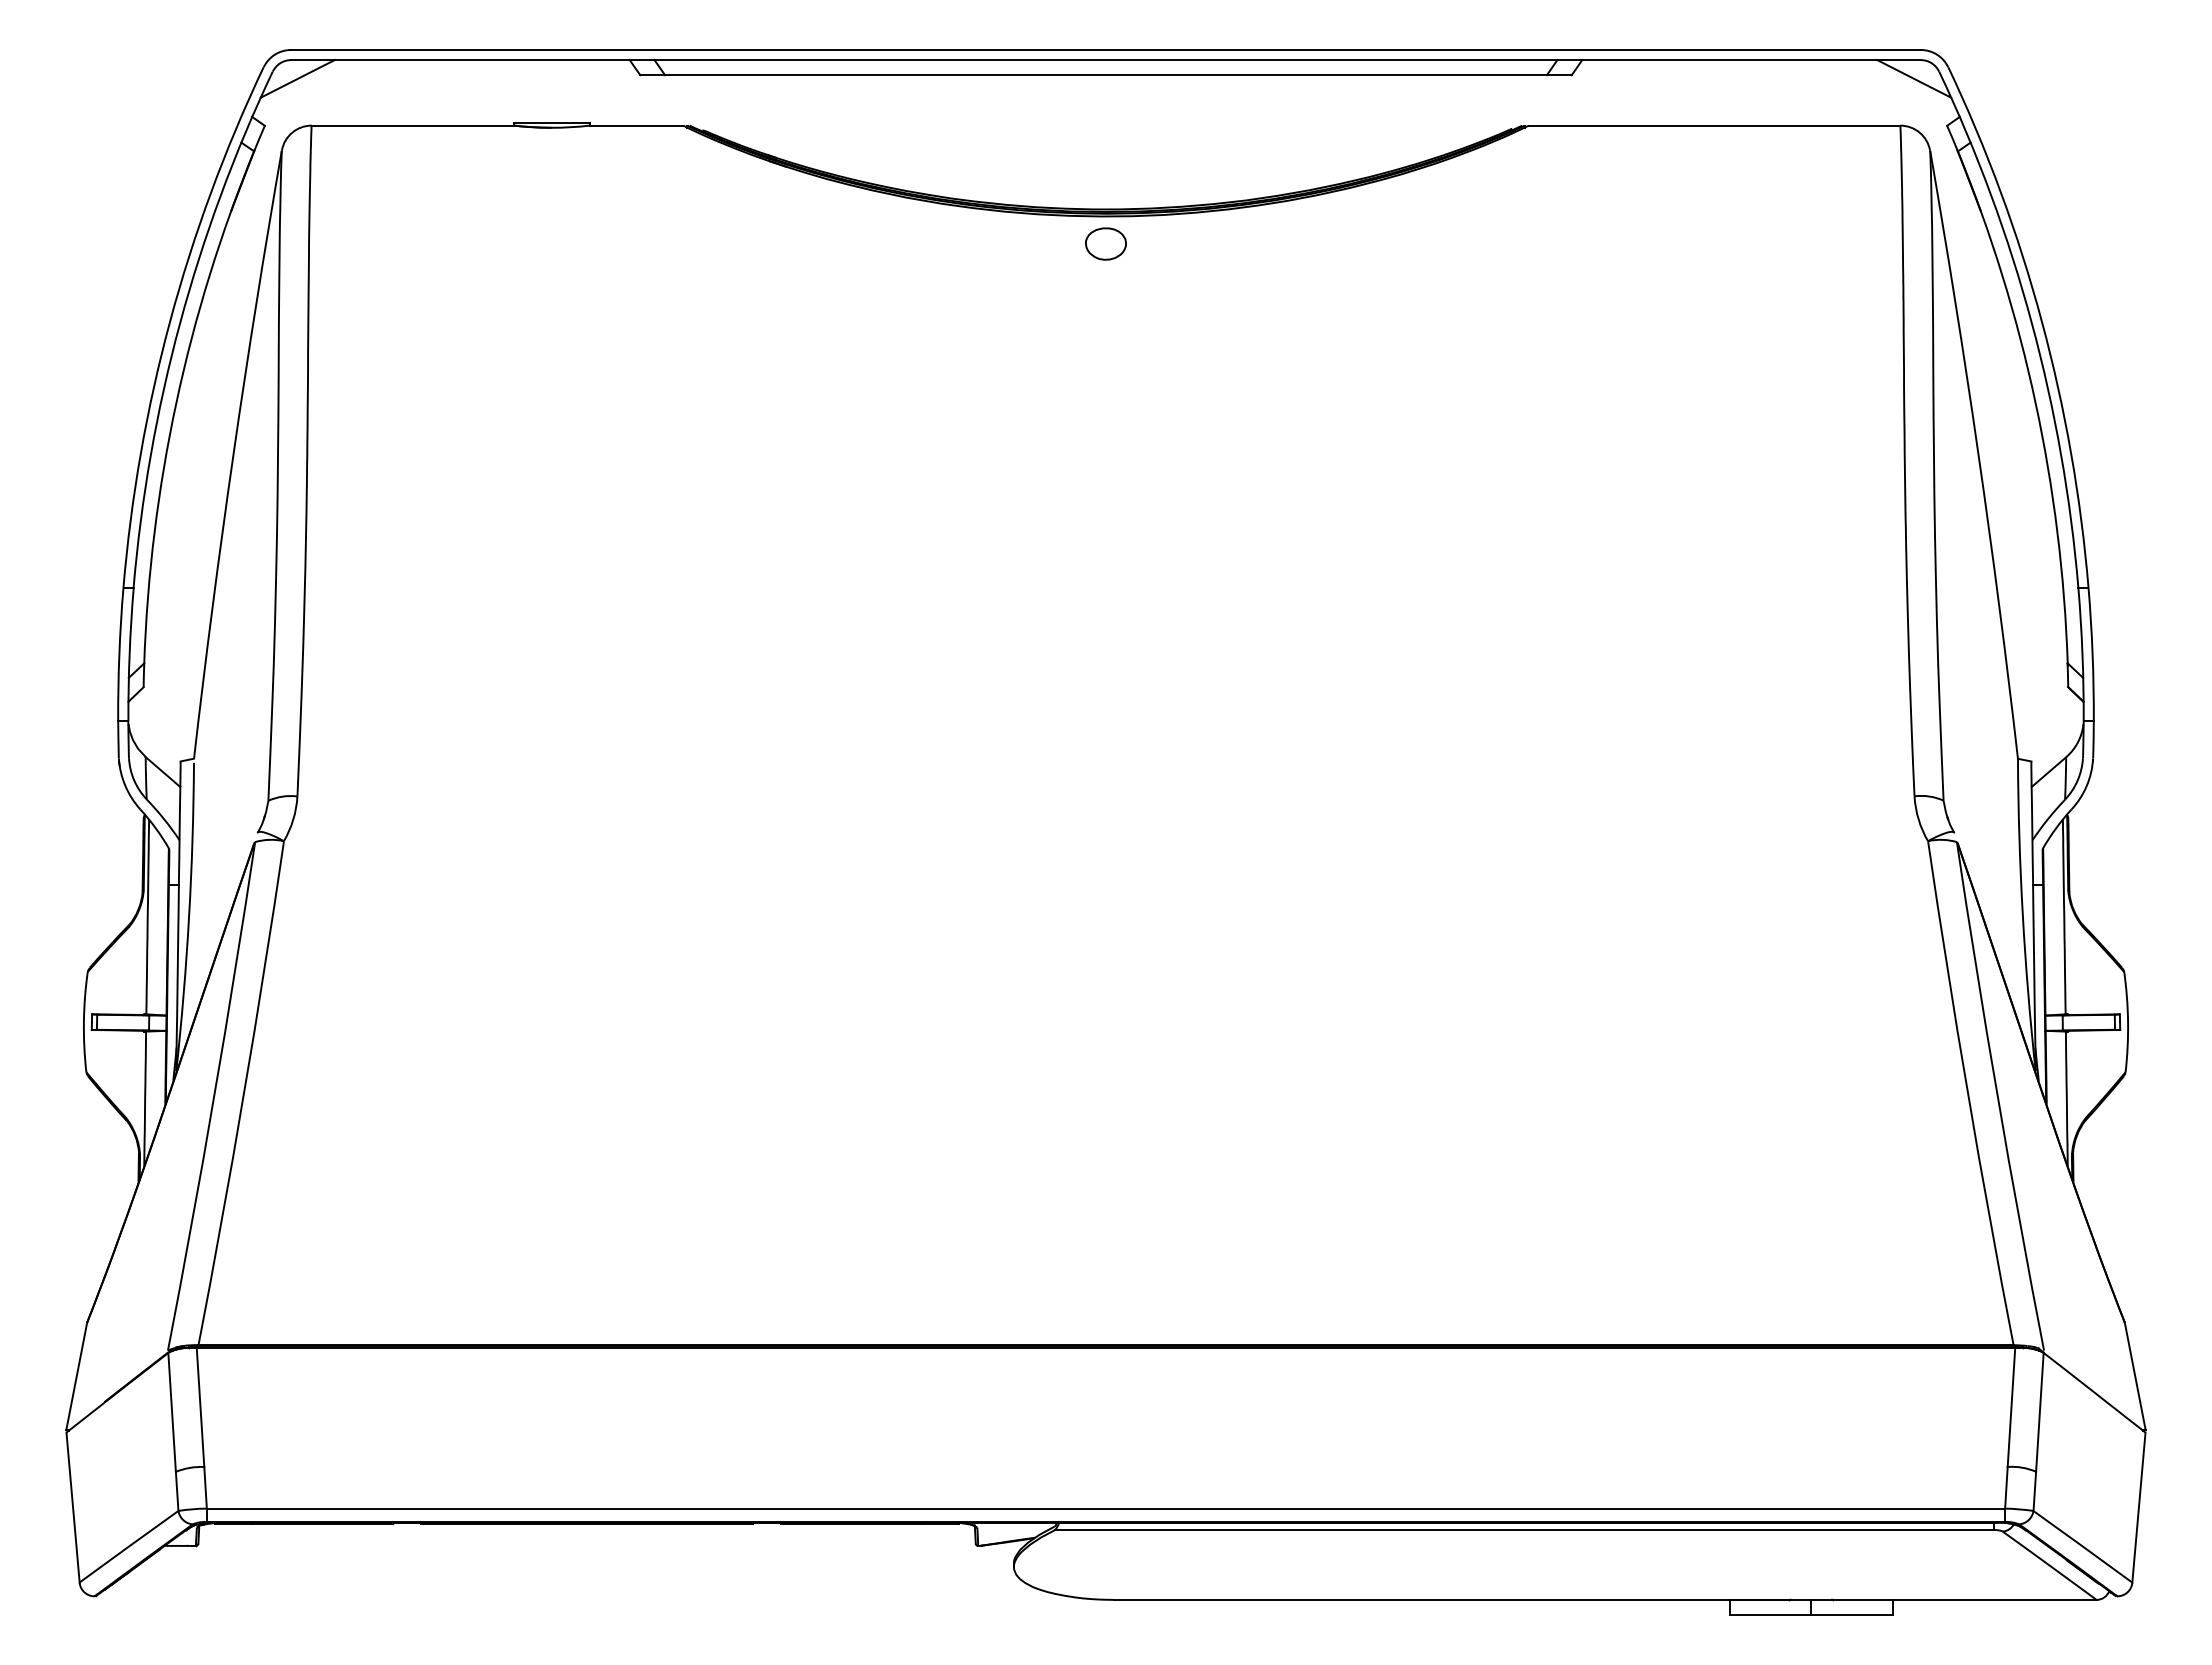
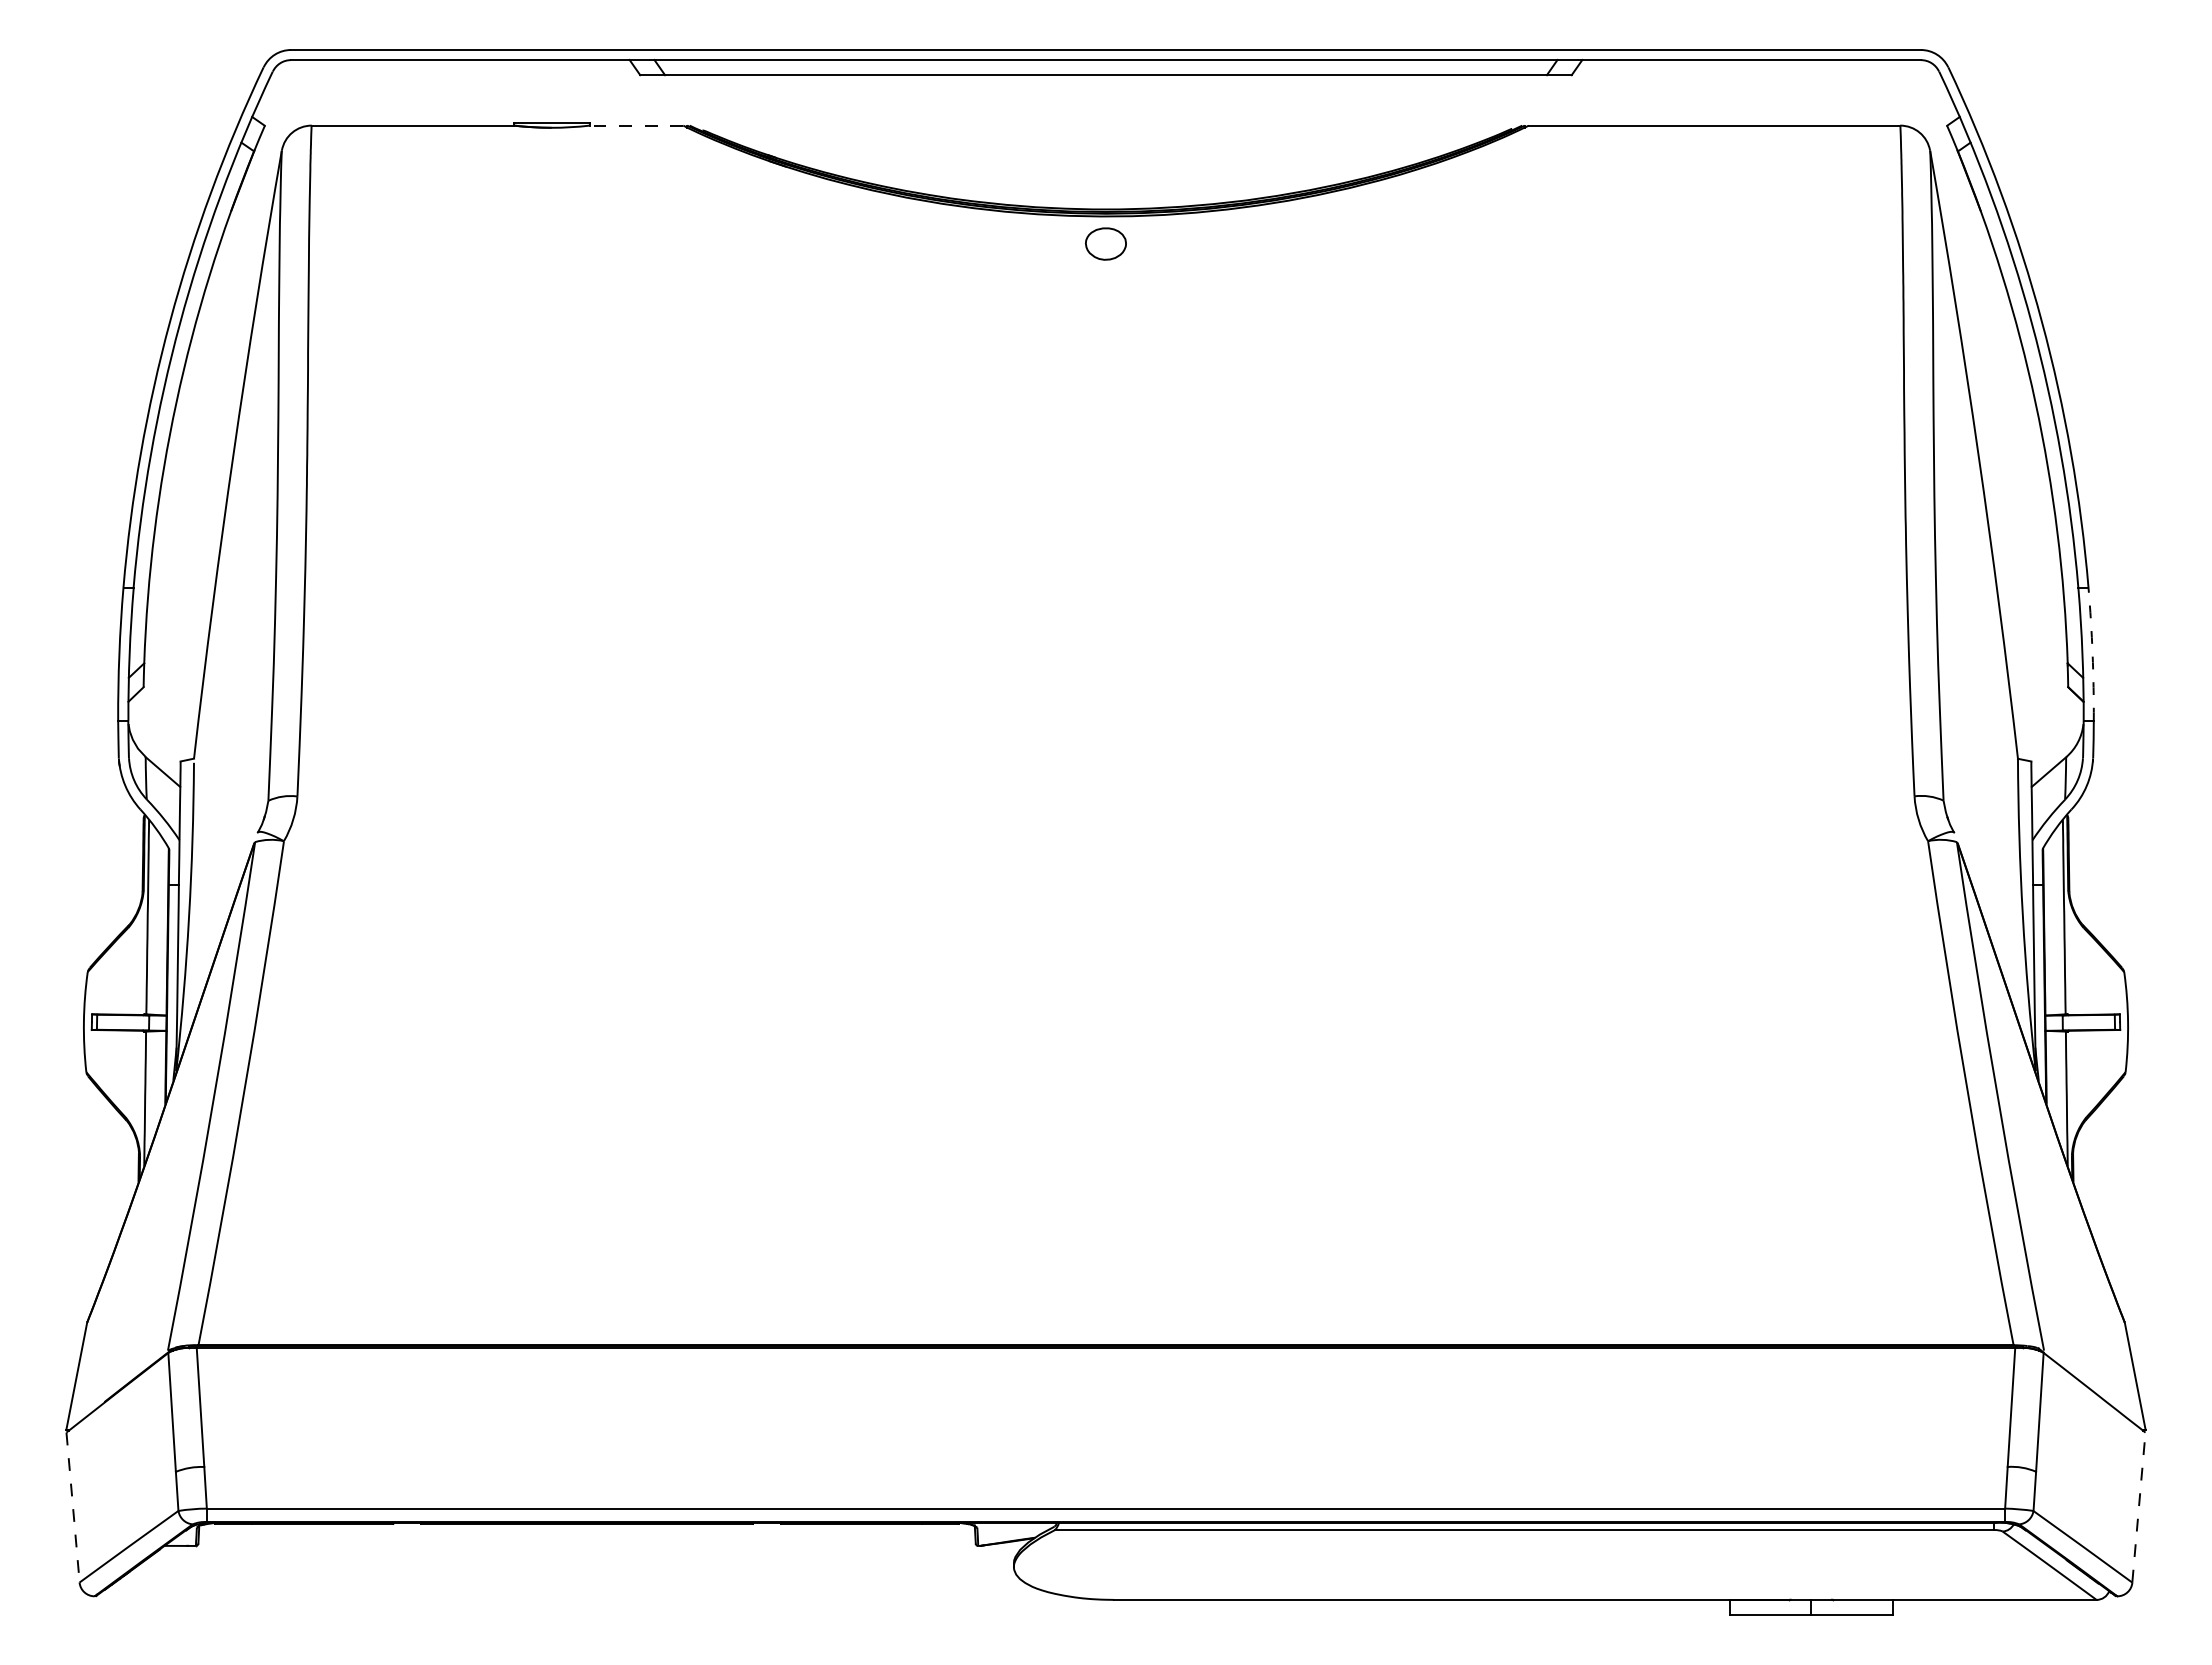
line: present -> none (297, 78)
line: present -> none (1914, 78)
line: solid -> dashed (636, 125)
arc: solid -> dashed (2092, 654)
line: solid -> dashed (2138, 1507)
line: solid -> dashed (73, 1508)
